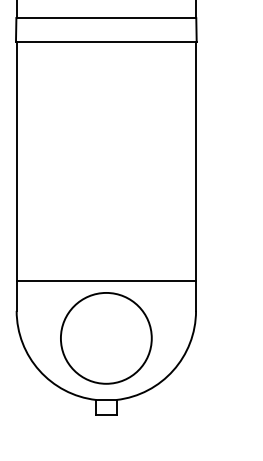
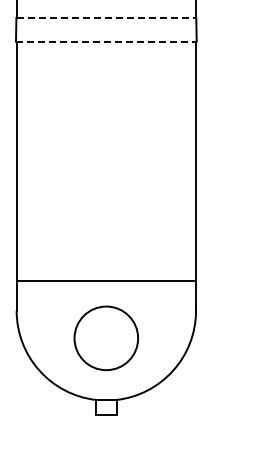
line: solid -> dashed (106, 17)
line: solid -> dashed (106, 41)
circle diameter: 91 px -> 64 px (106, 338)
